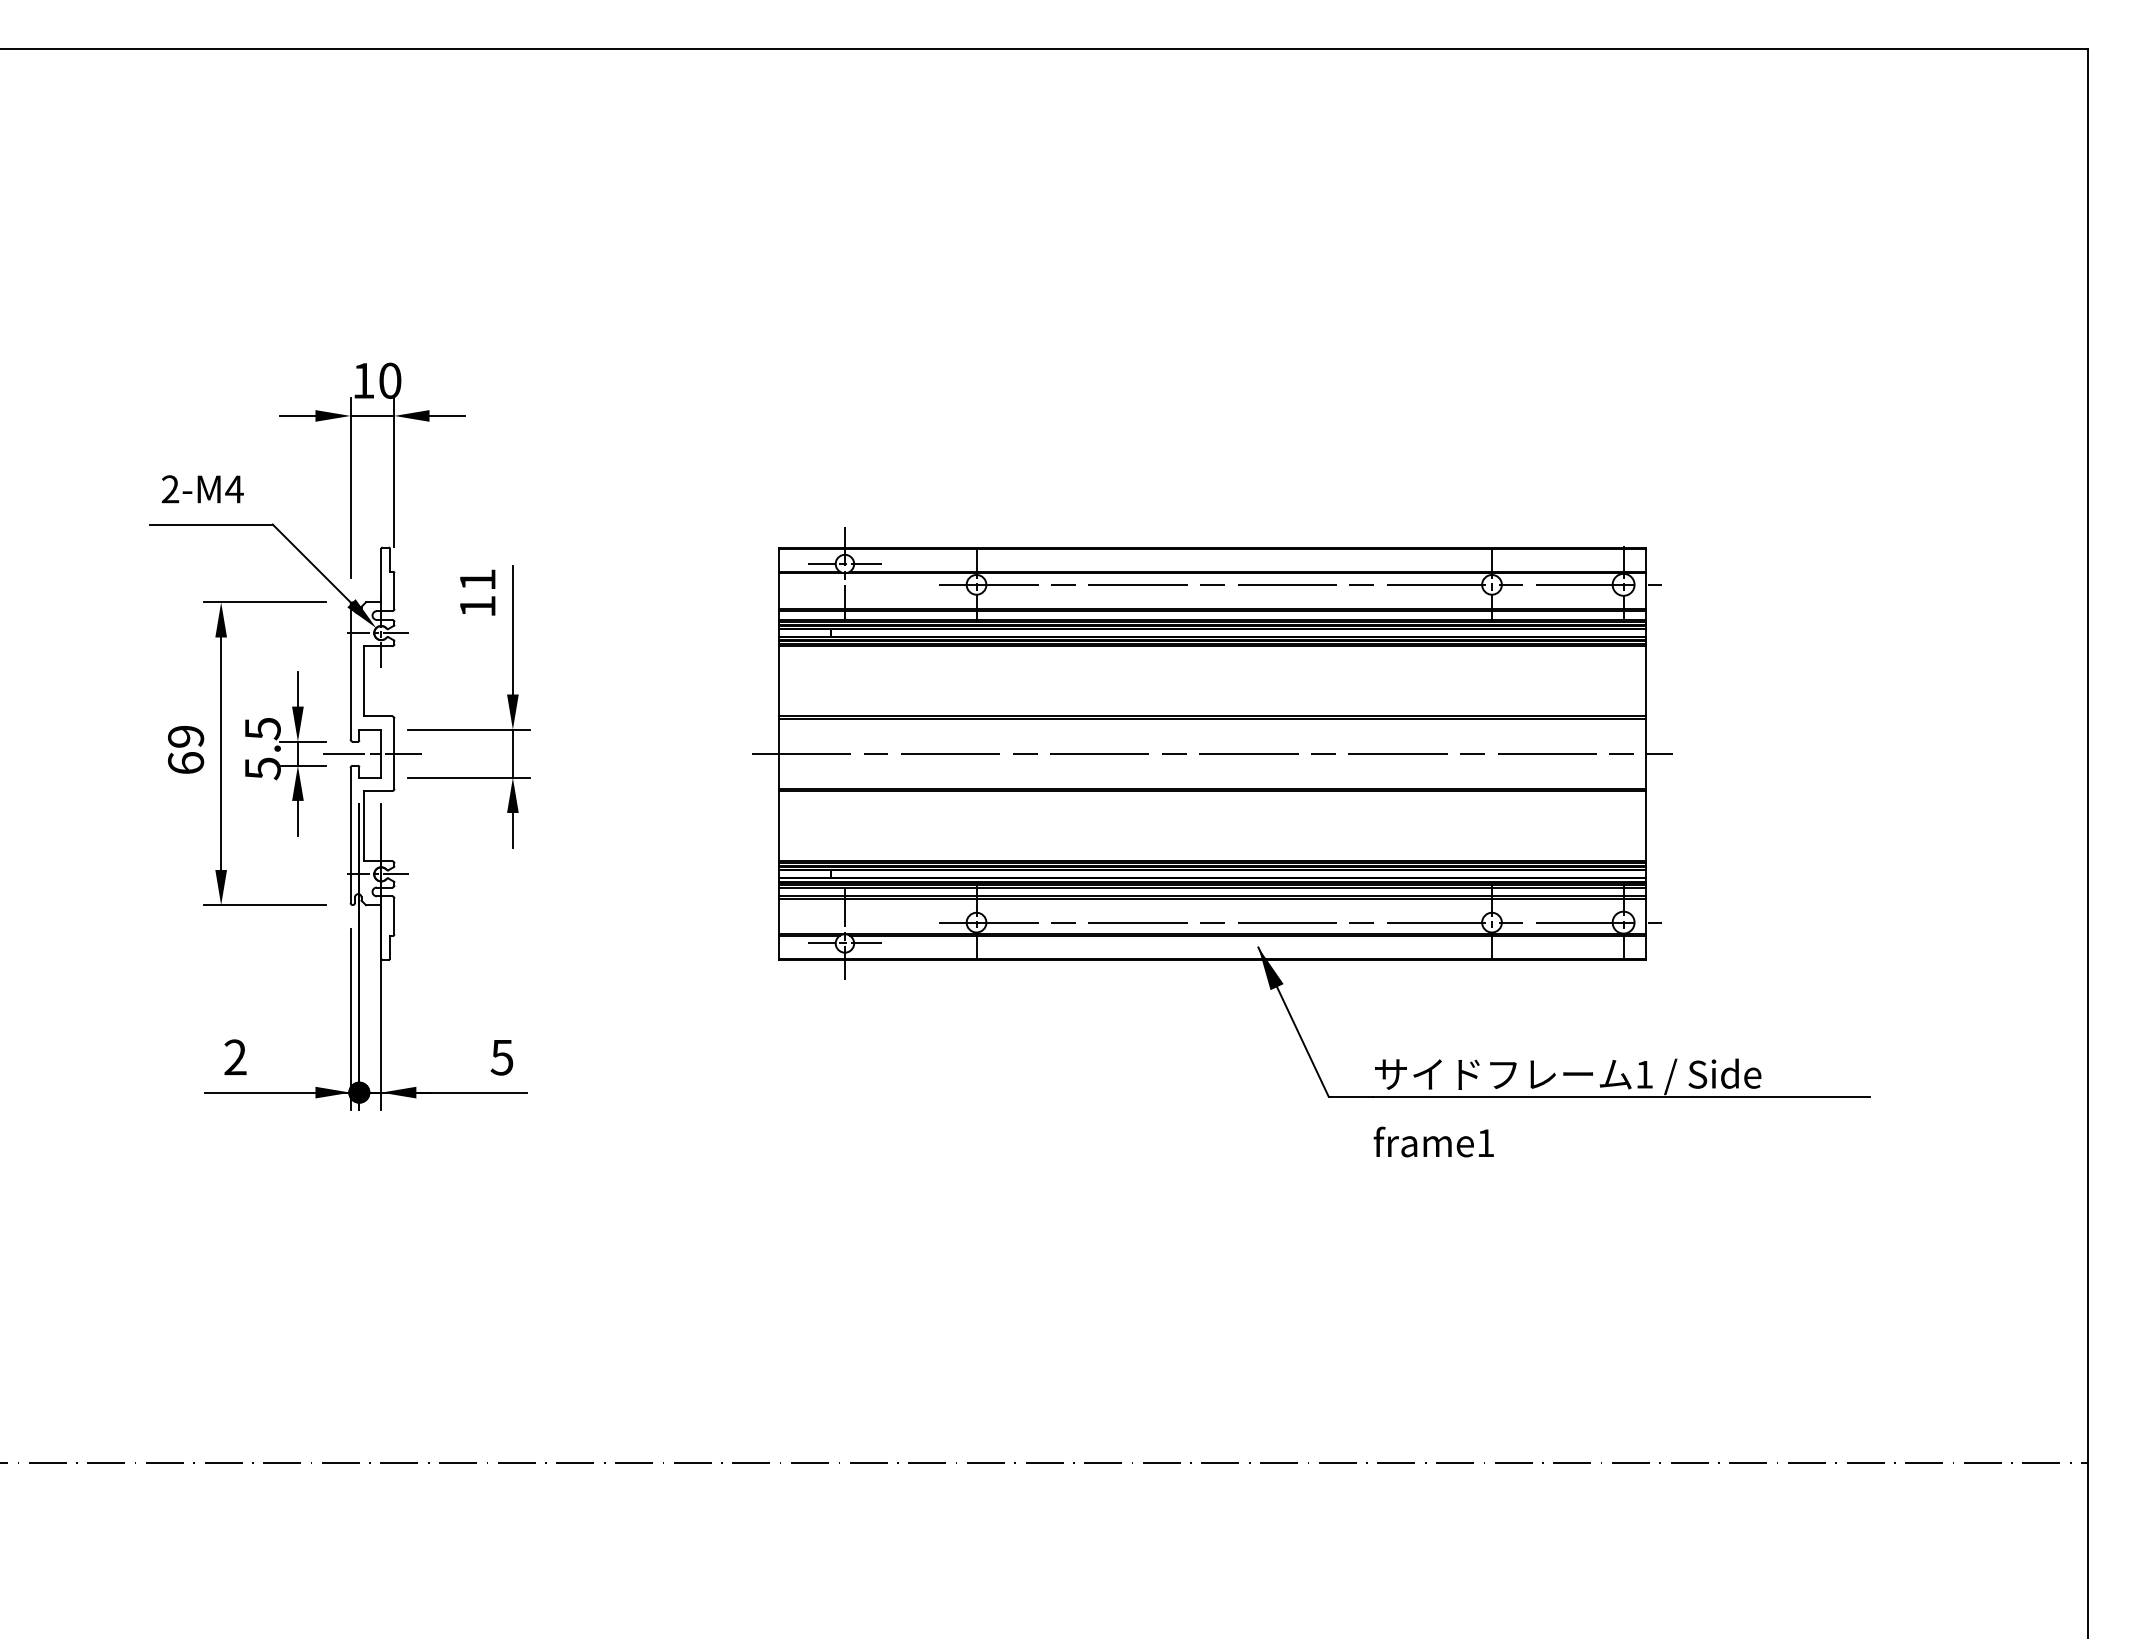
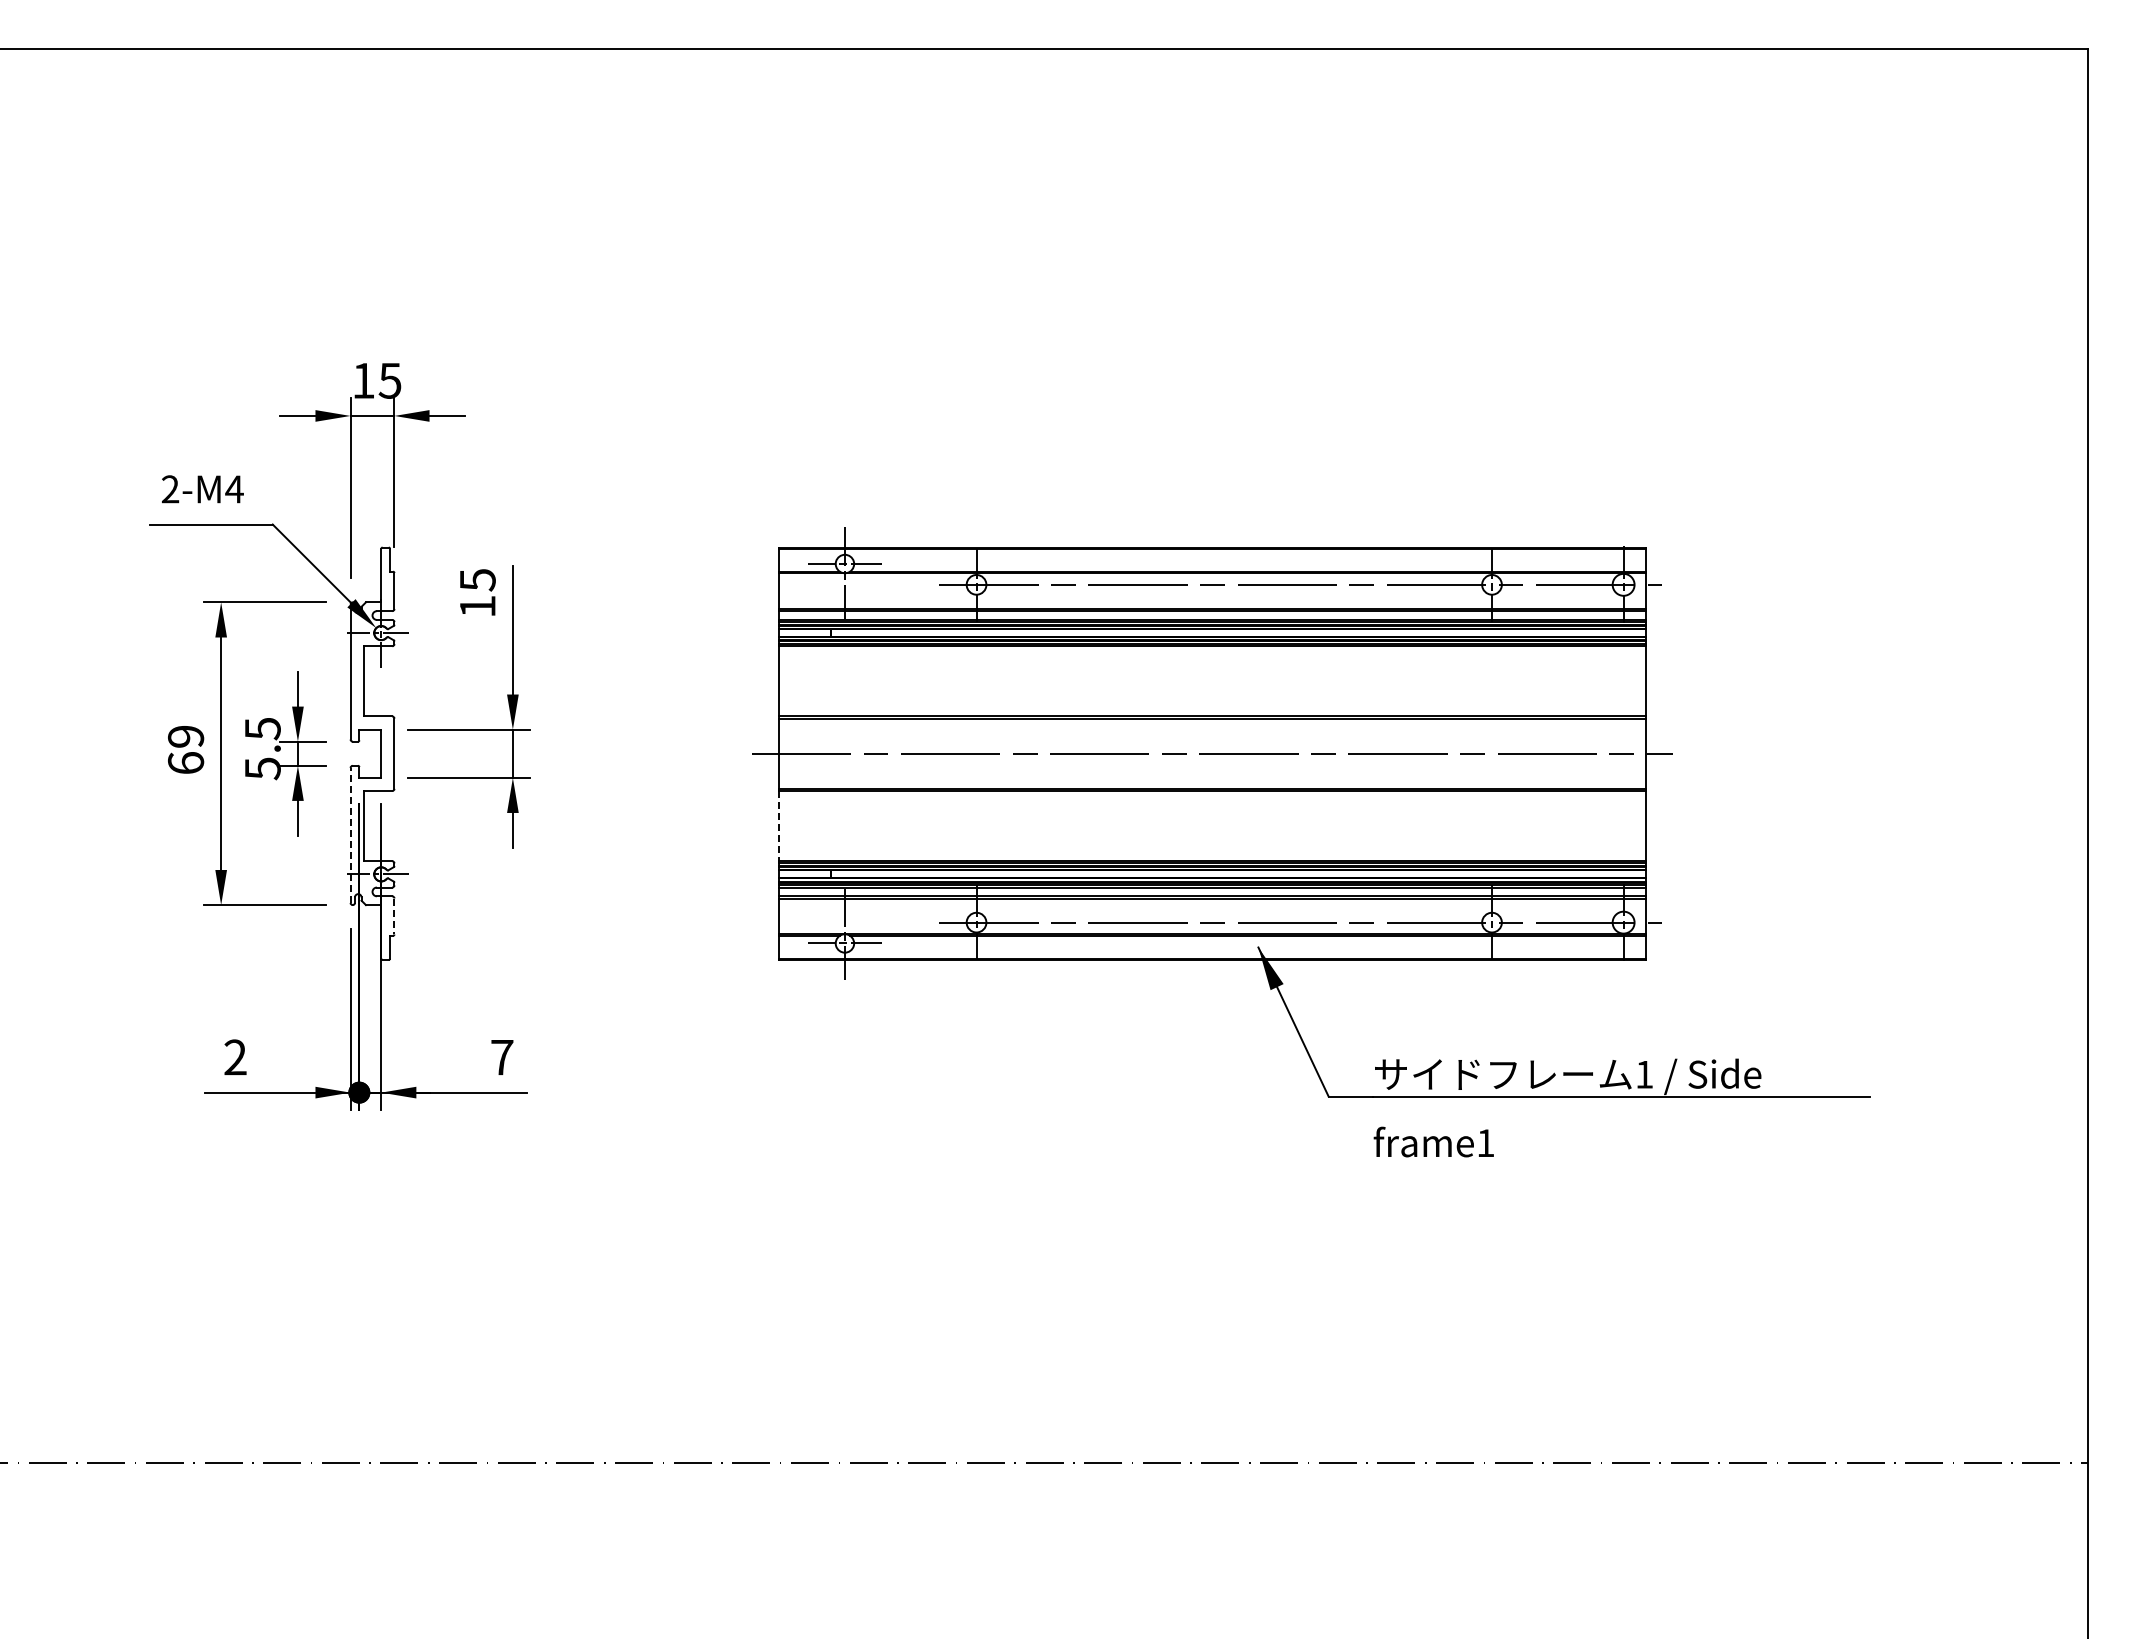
text: 10 -> 15 (389, 380)
text: 11 -> 15 (477, 580)
line: present -> none (372, 753)
line: solid -> dashed (779, 826)
line: solid -> dashed (350, 834)
line: solid -> dashed (394, 916)
text: 5 -> 7 (501, 1057)
